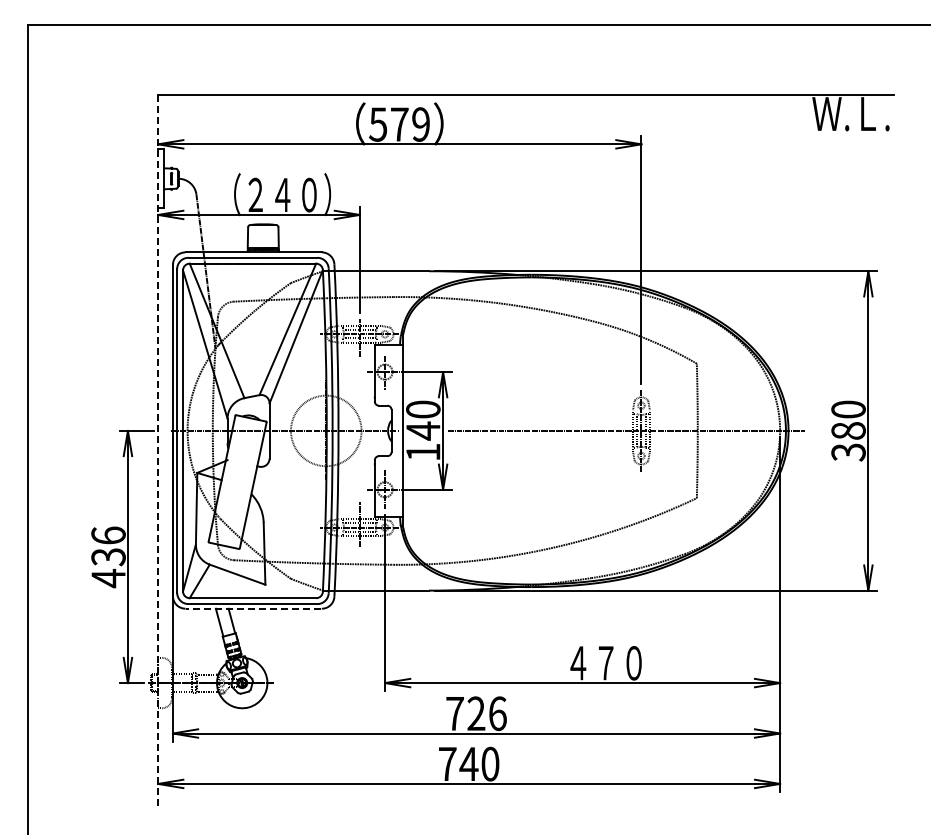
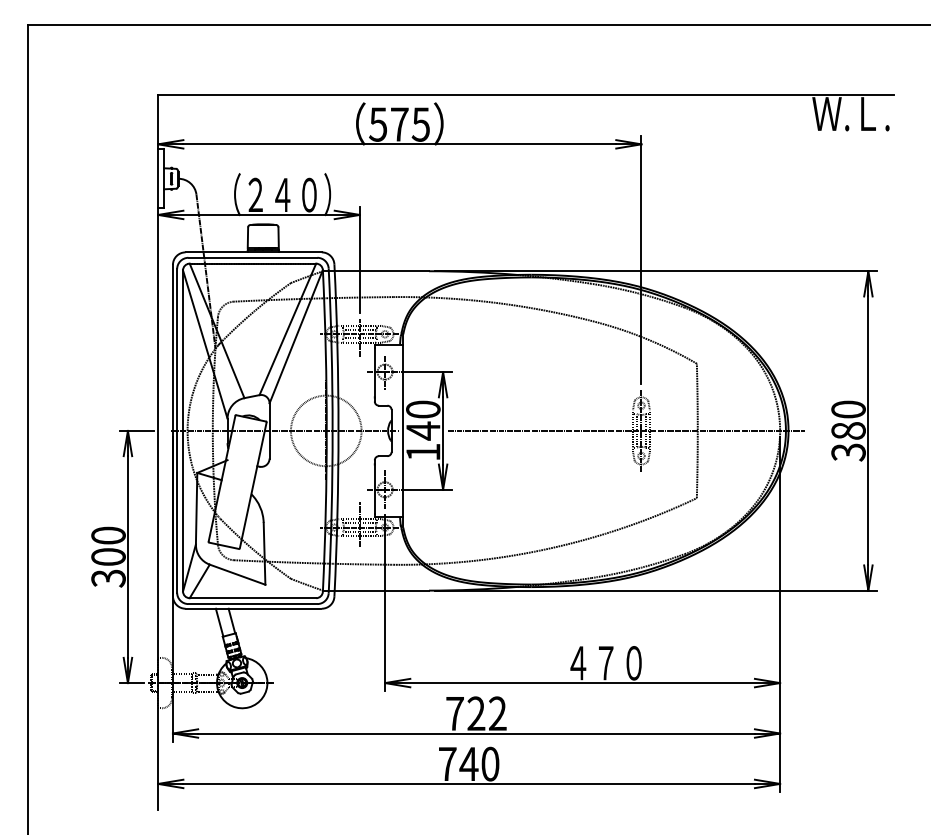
text: 579 -> 575 (420, 124)
line: dashed -> solid (158, 452)
text: 436 -> 300 (108, 557)
line: dashed -> solid (253, 608)
text: 726 -> 722 (497, 713)
